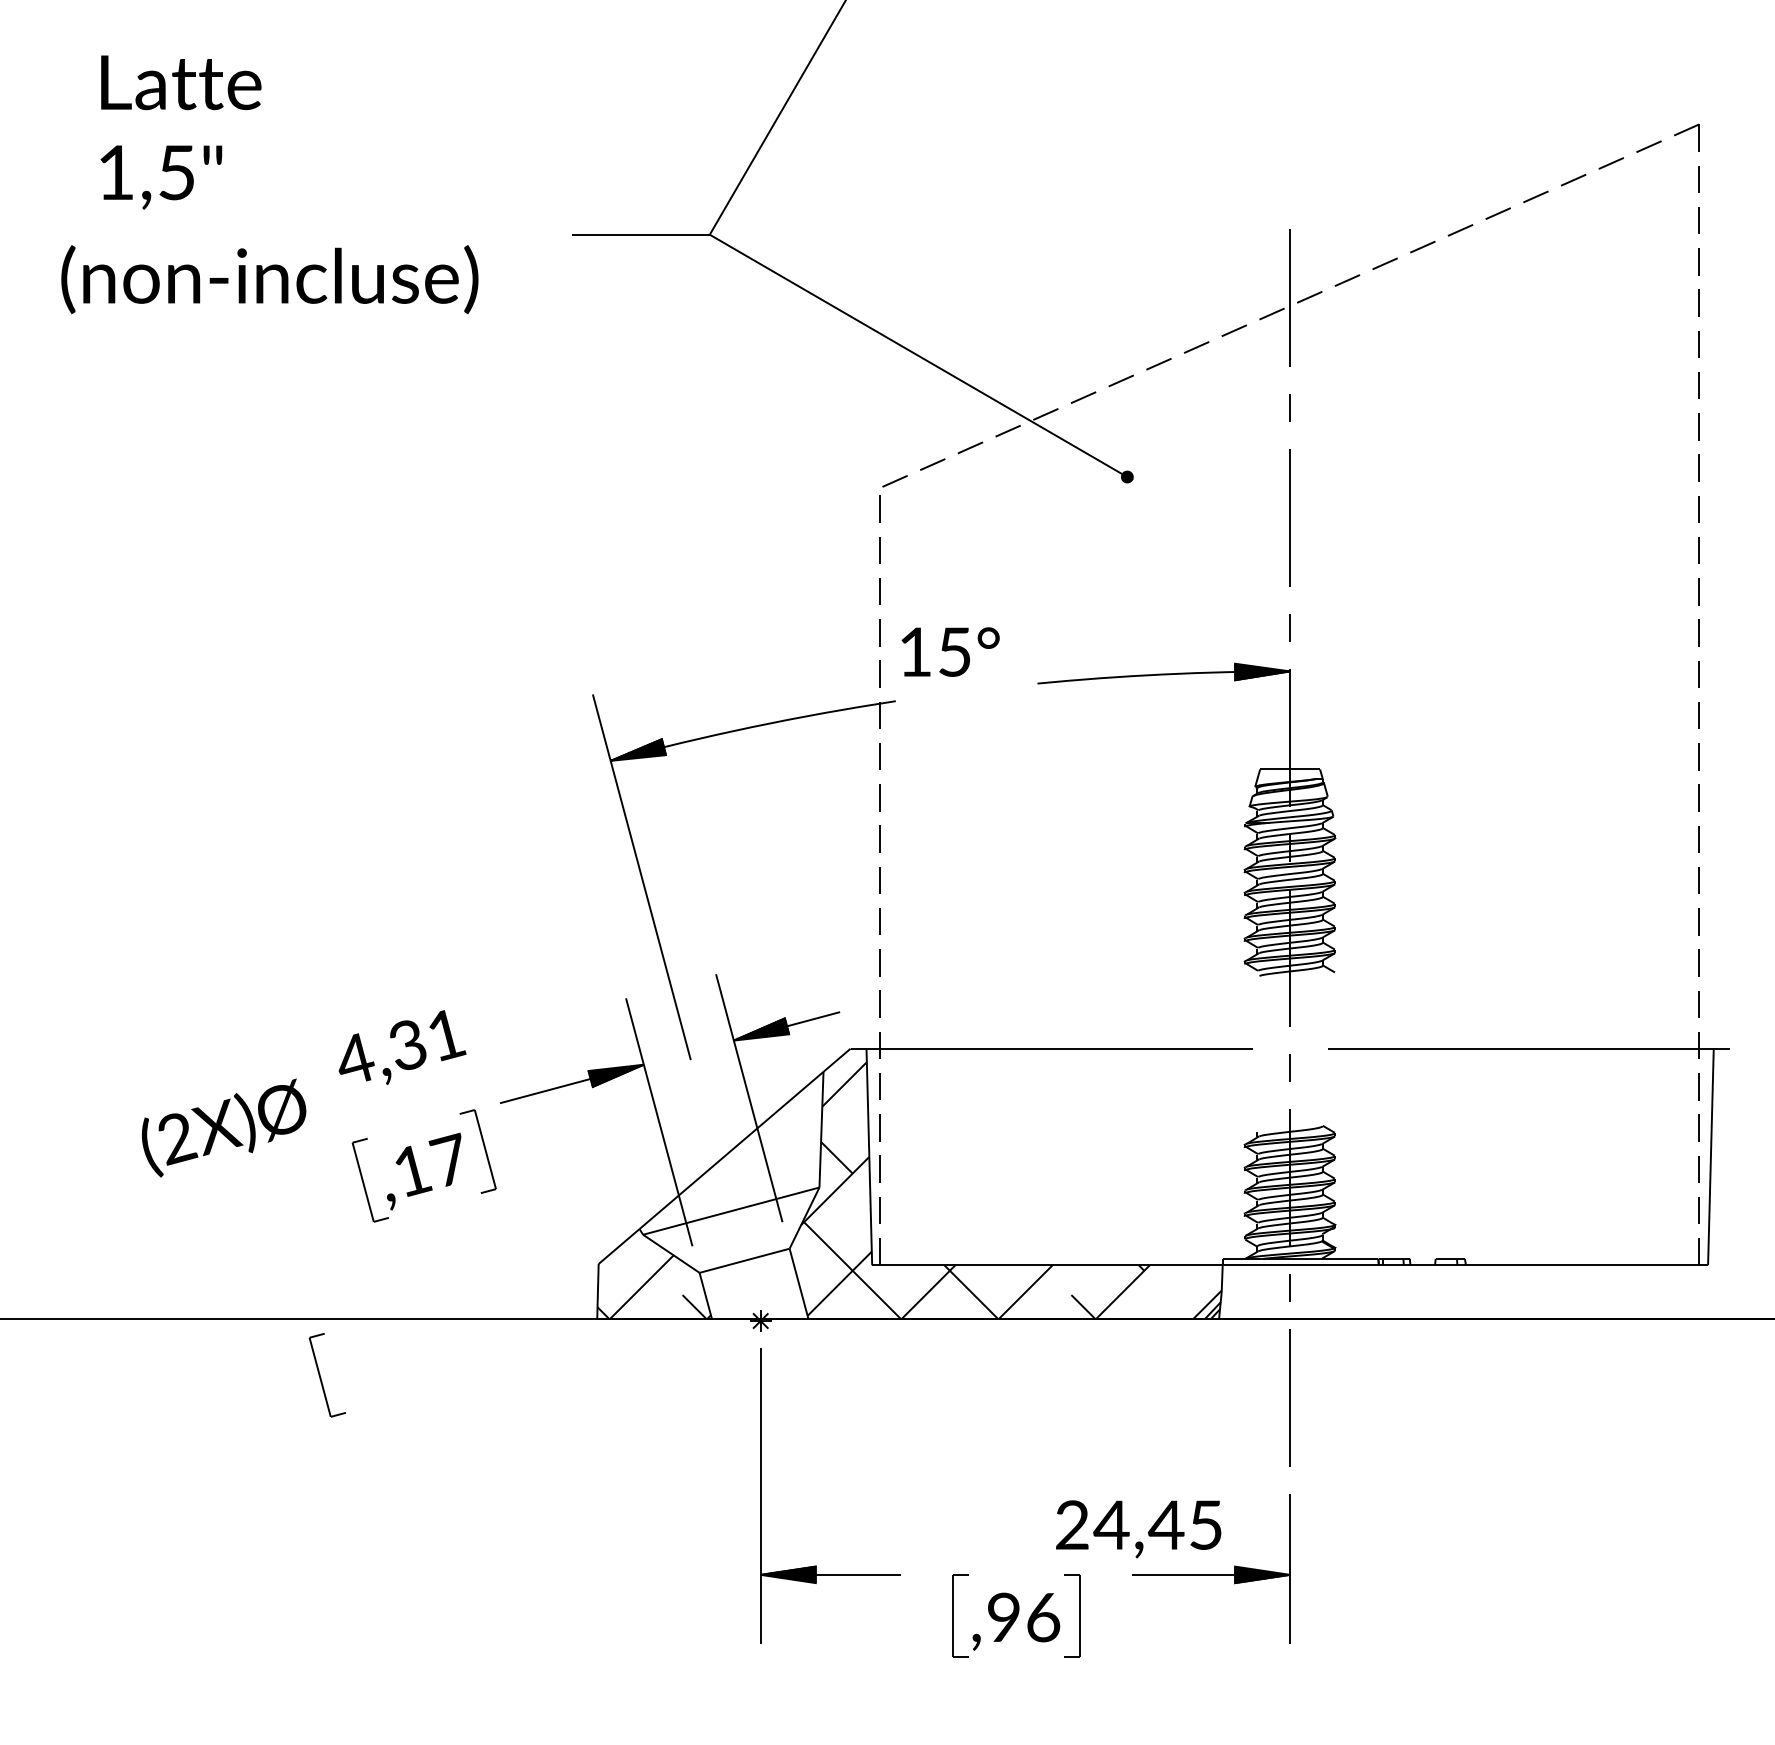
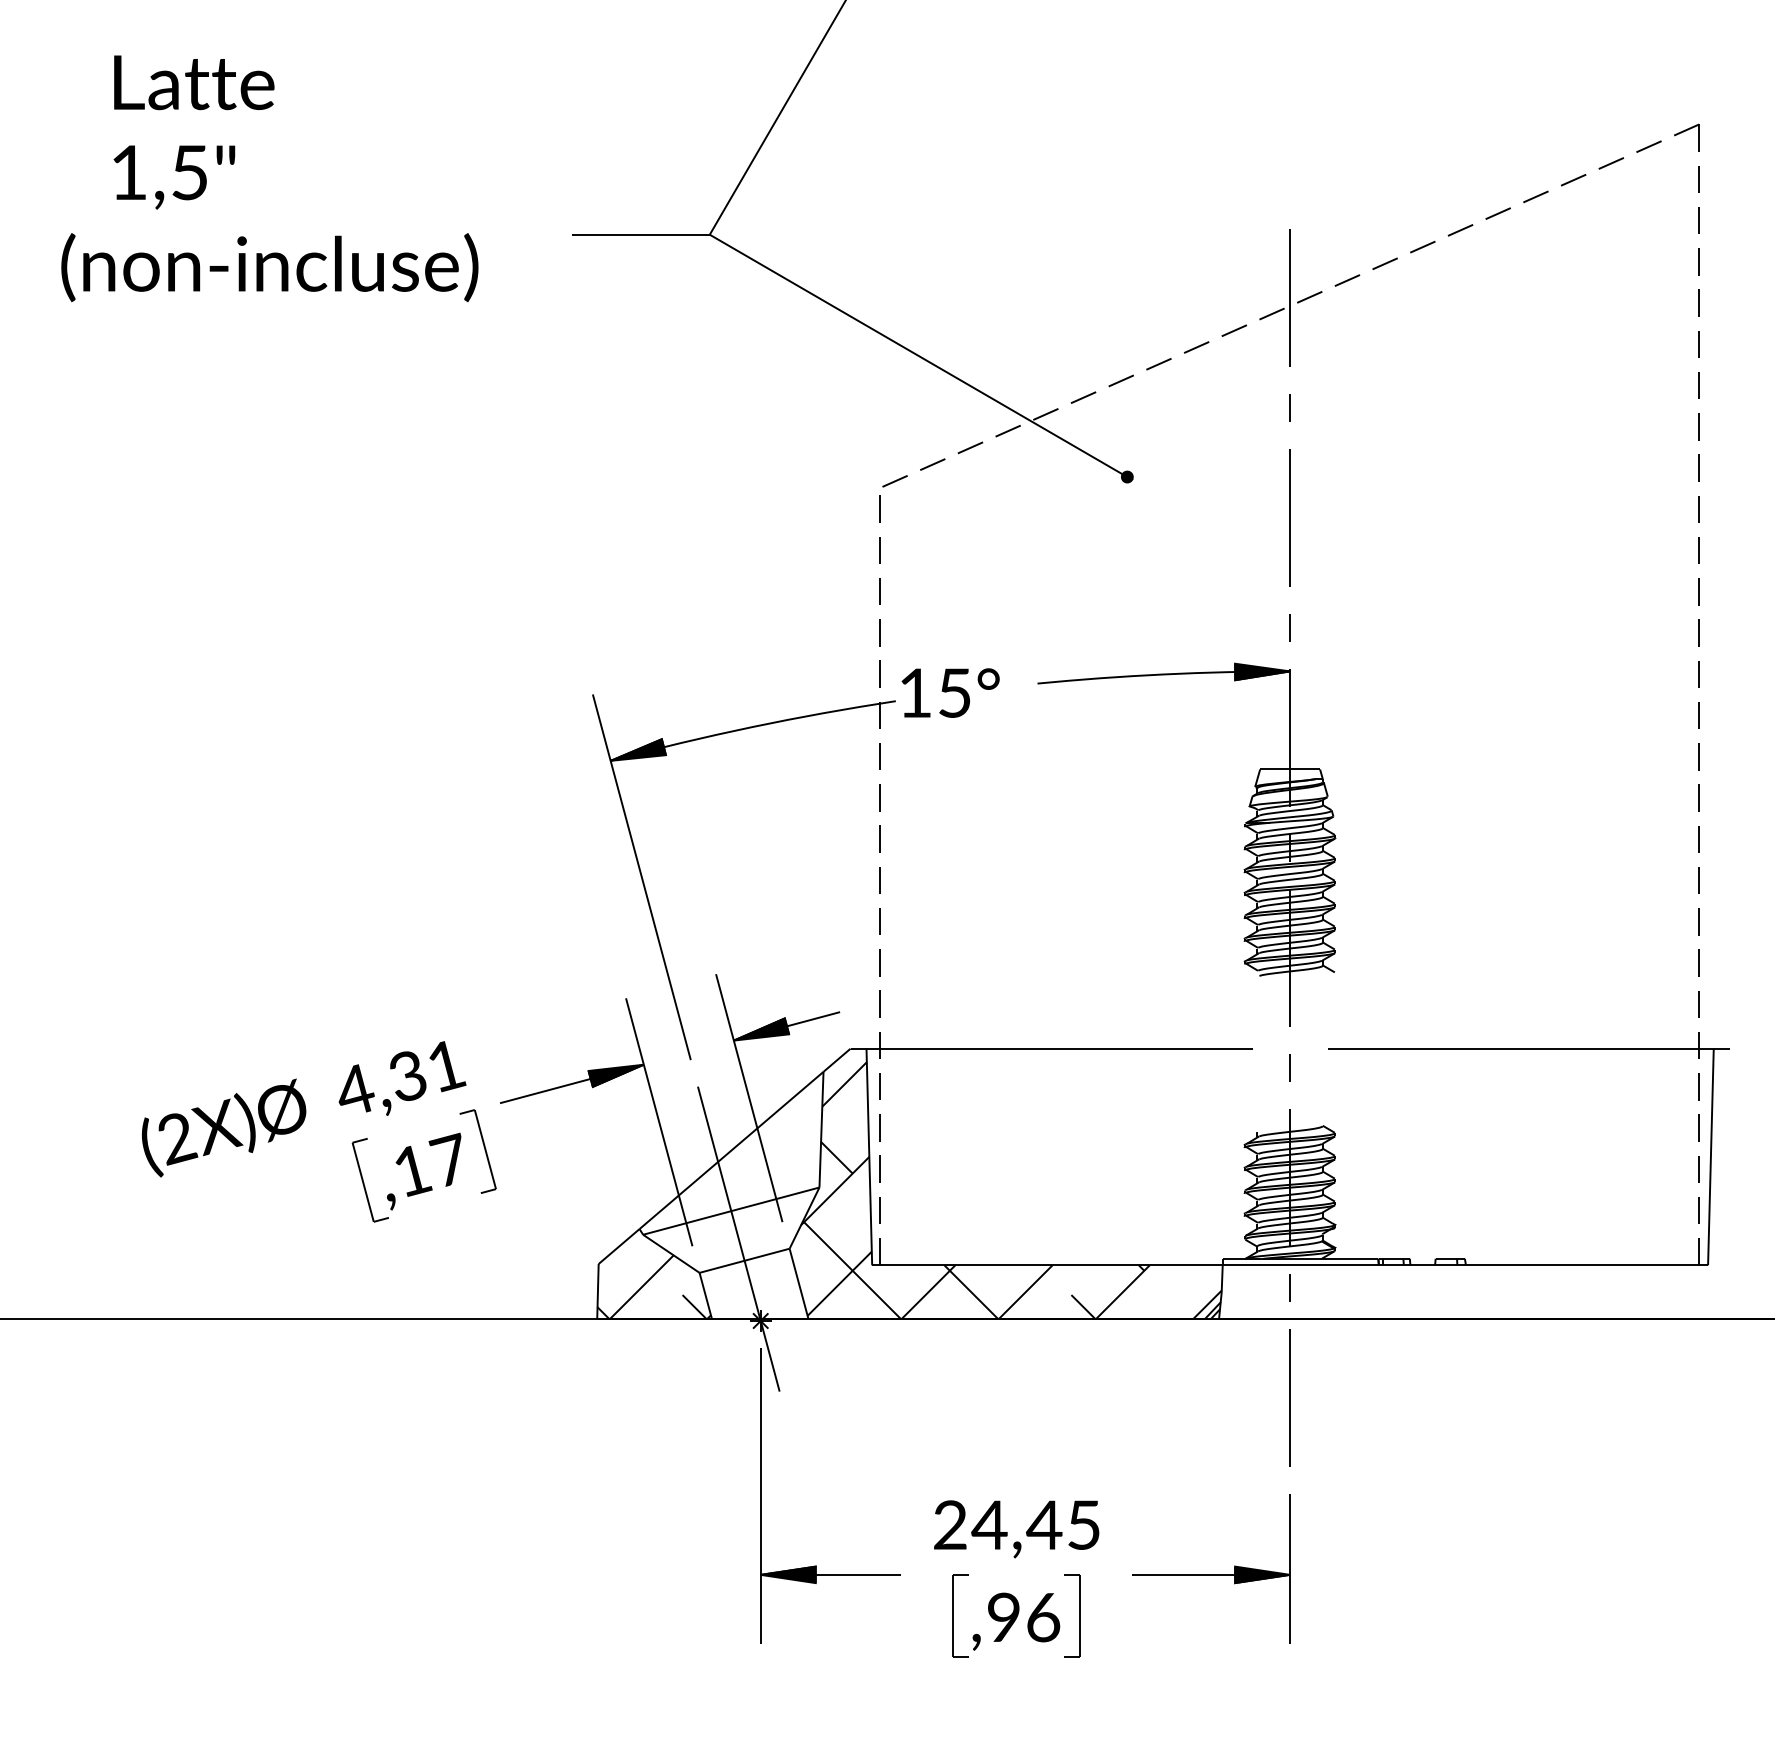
text position: (180, 132) -> (193, 132) (193, 132)
text position: (269, 279) -> (269, 267) (269, 267)
text position: (950, 651) -> (950, 692) (950, 692)
text position: (402, 1047) -> (402, 1078) (402, 1078)
line: none -> present (738, 1238)
part: present -> none (326, 1375)
text position: (1138, 1529) -> (1016, 1529) (1016, 1529)
